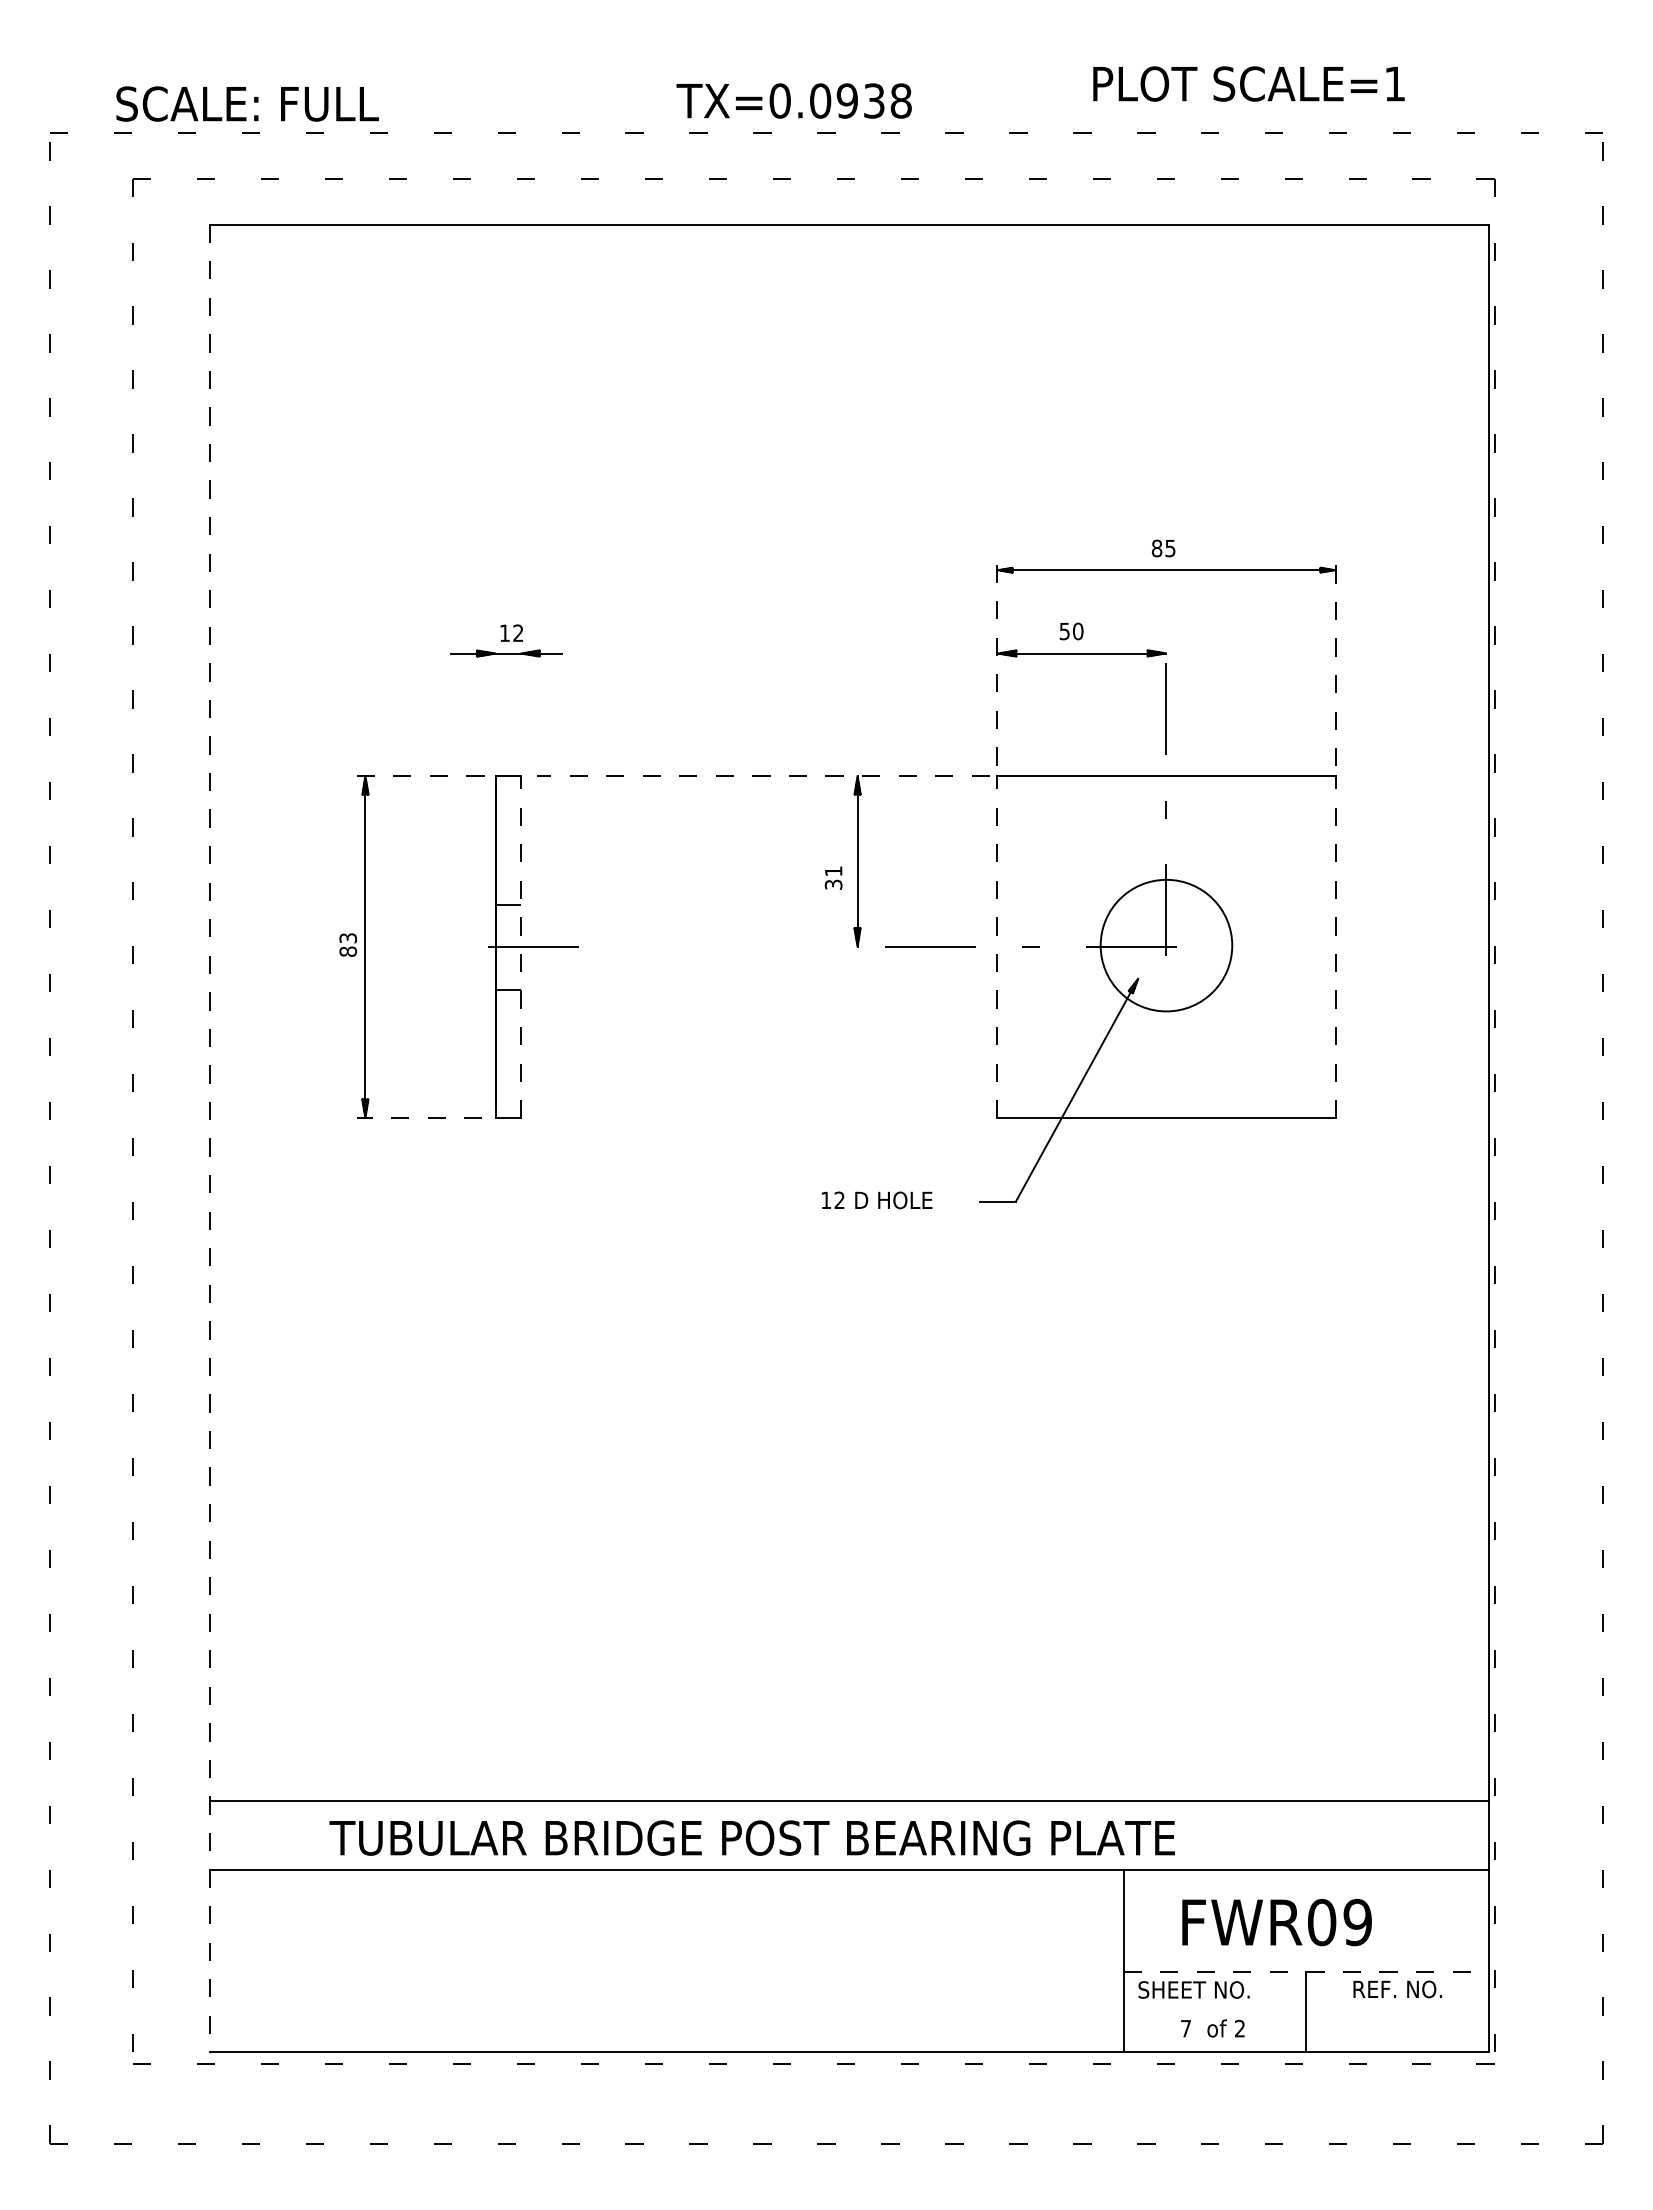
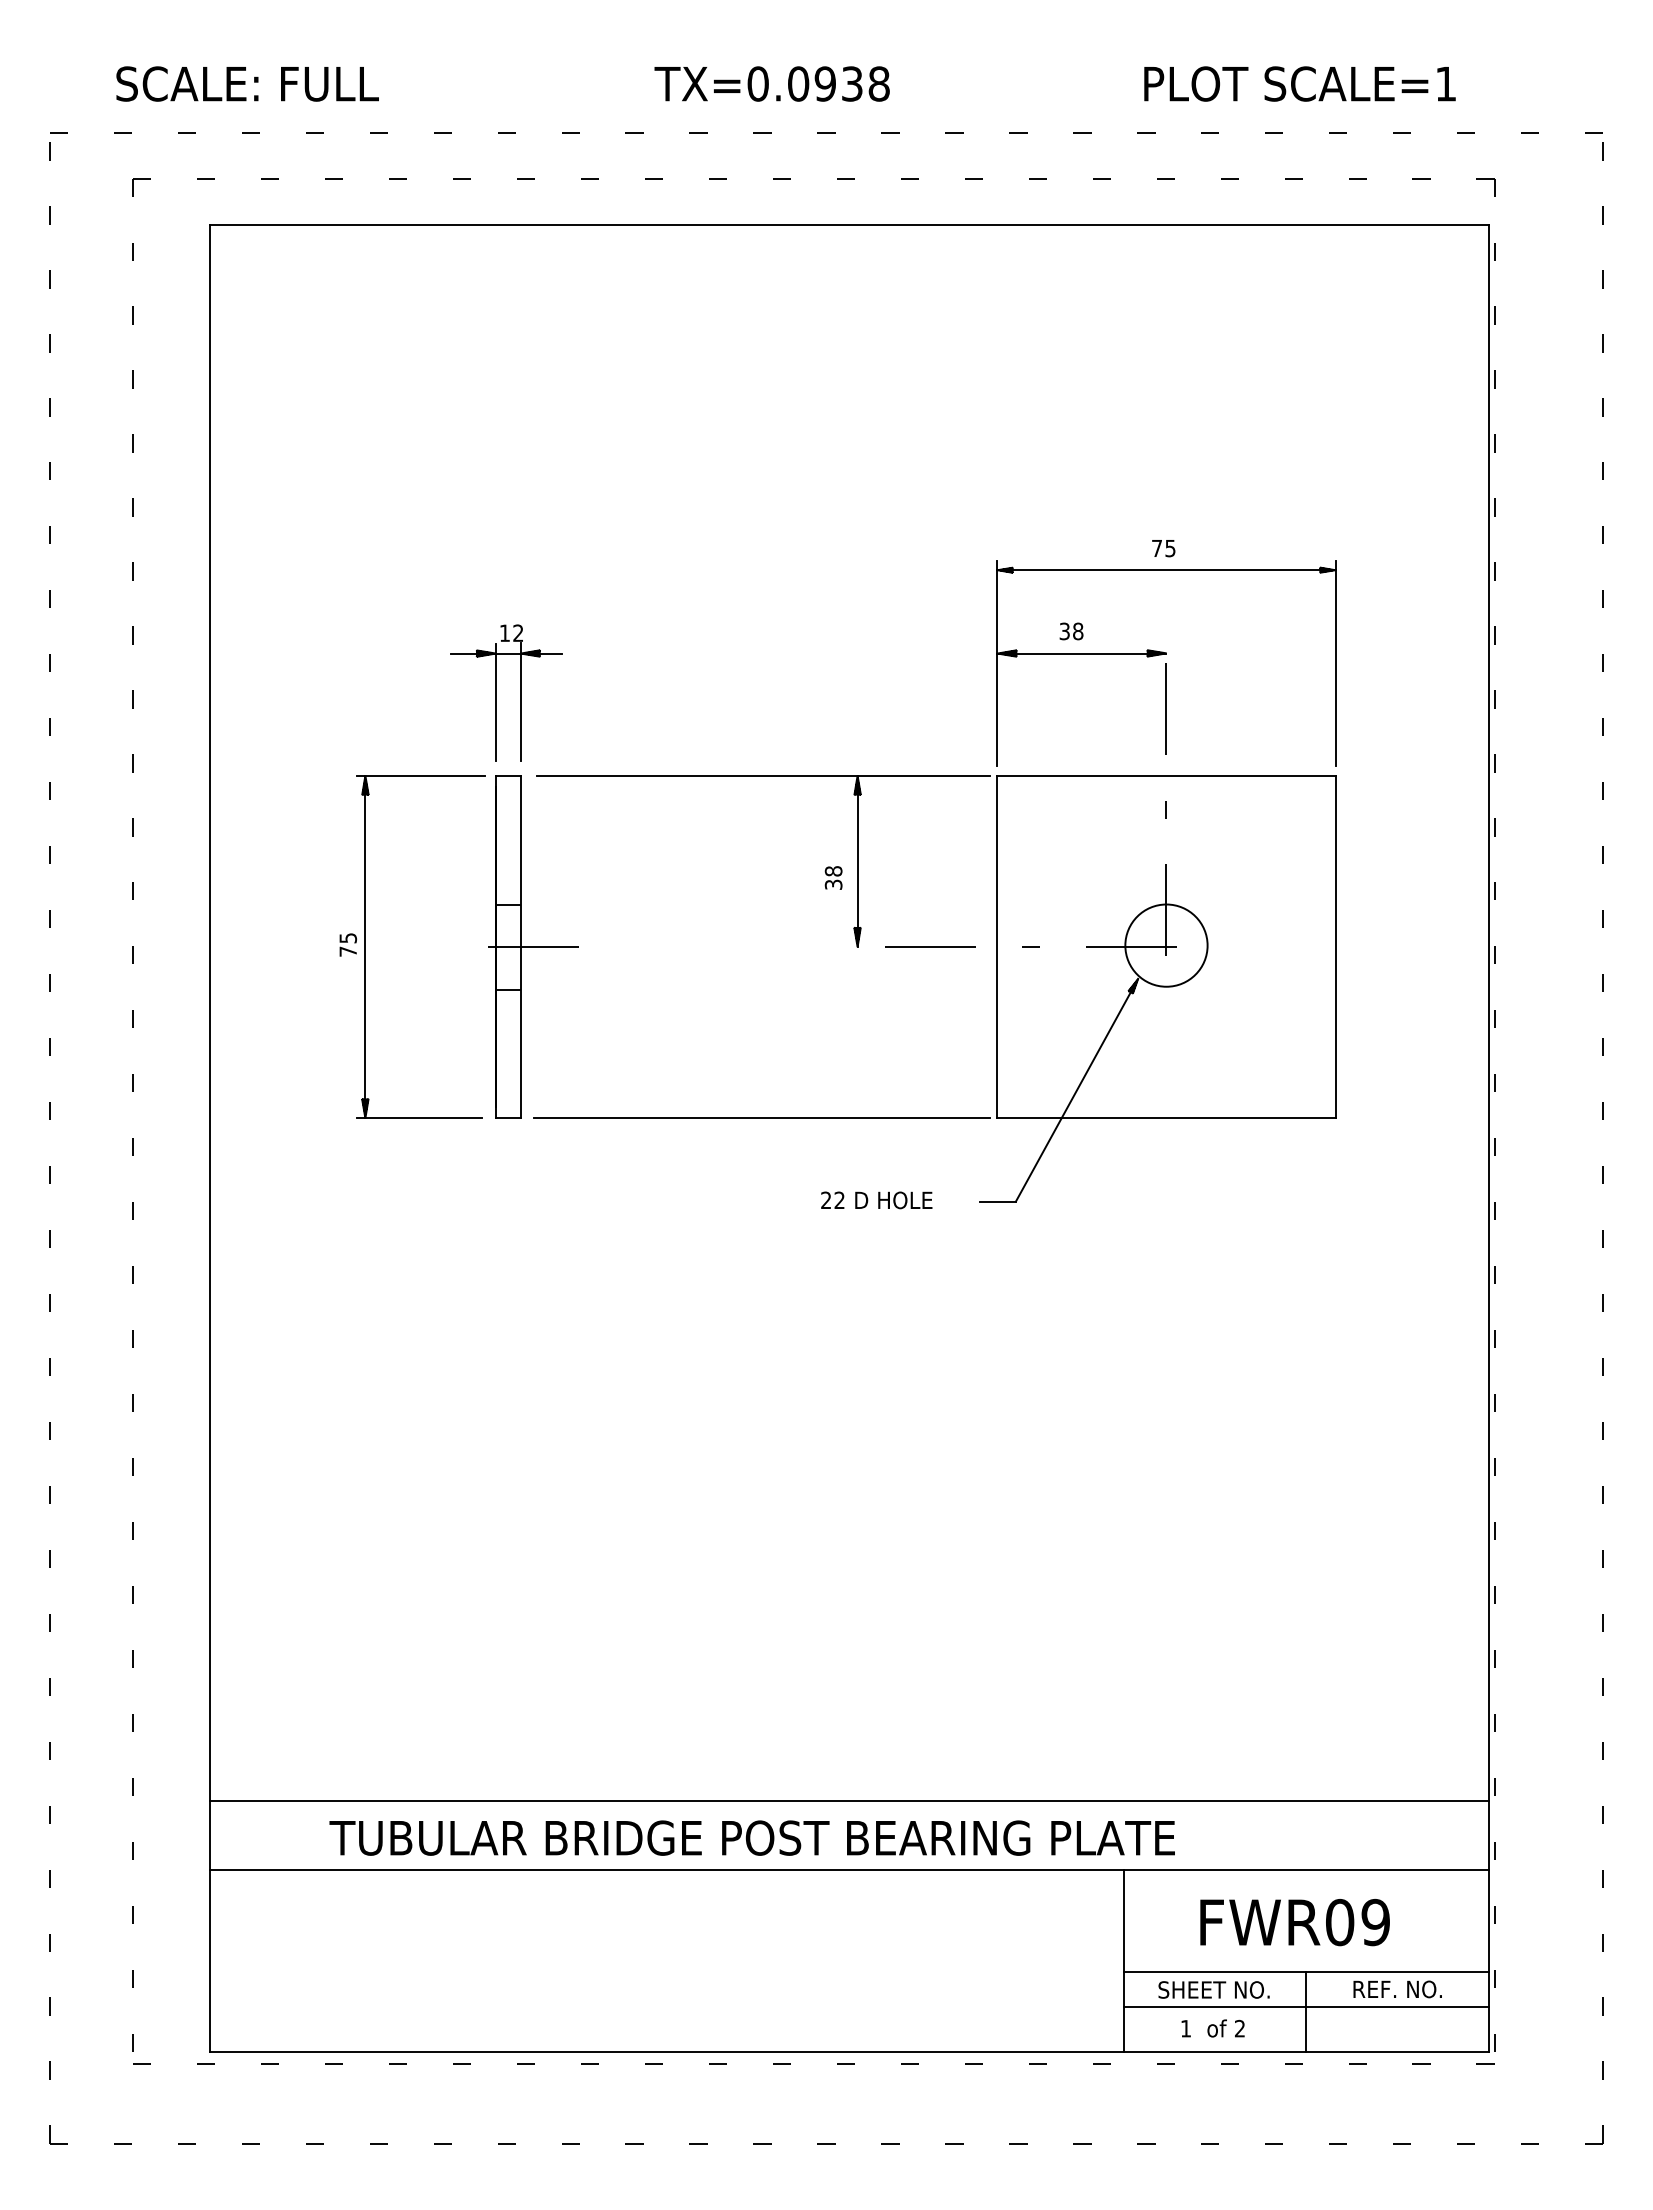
text position: (1248, 83) -> (1299, 83) (1299, 83)
text position: (793, 100) -> (771, 83) (771, 83)
text position: (247, 103) -> (247, 83) (247, 83)
text: 85 -> 75 (1156, 548)
text: 50 -> 38 (1071, 630)
line: dashed -> solid (997, 662)
line: dashed -> solid (1335, 663)
line: none -> present (520, 701)
line: none -> present (496, 702)
line: dashed -> solid (420, 775)
line: dashed -> solid (763, 775)
text: 31 -> 38 (833, 871)
text: 83 -> 75 (348, 944)
circle diameter: 132 px -> 82 px (1166, 945)
line: dashed -> solid (520, 946)
line: dashed -> solid (997, 946)
line: dashed -> solid (1335, 946)
line: dashed -> solid (419, 1118)
line: none -> present (761, 1118)
line: dashed -> solid (209, 1138)
text: 12 -> 22 (825, 1199)
text position: (1276, 1922) -> (1294, 1922) (1294, 1922)
line: dashed -> solid (1306, 1972)
text position: (1193, 1989) -> (1213, 1989) (1213, 1989)
line: none -> present (1306, 2006)
text: 7 -> 1 (1185, 2028)
